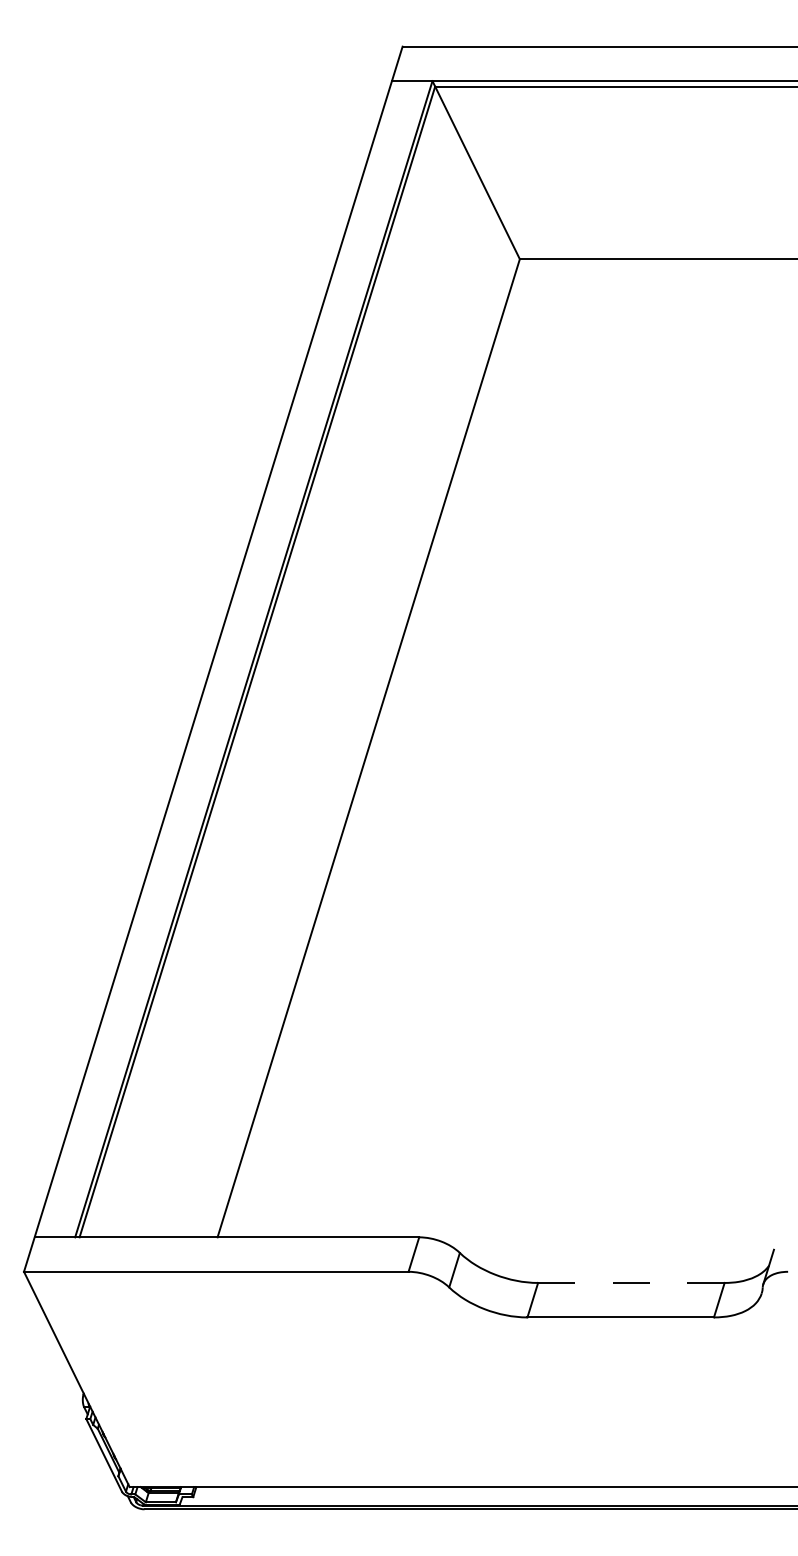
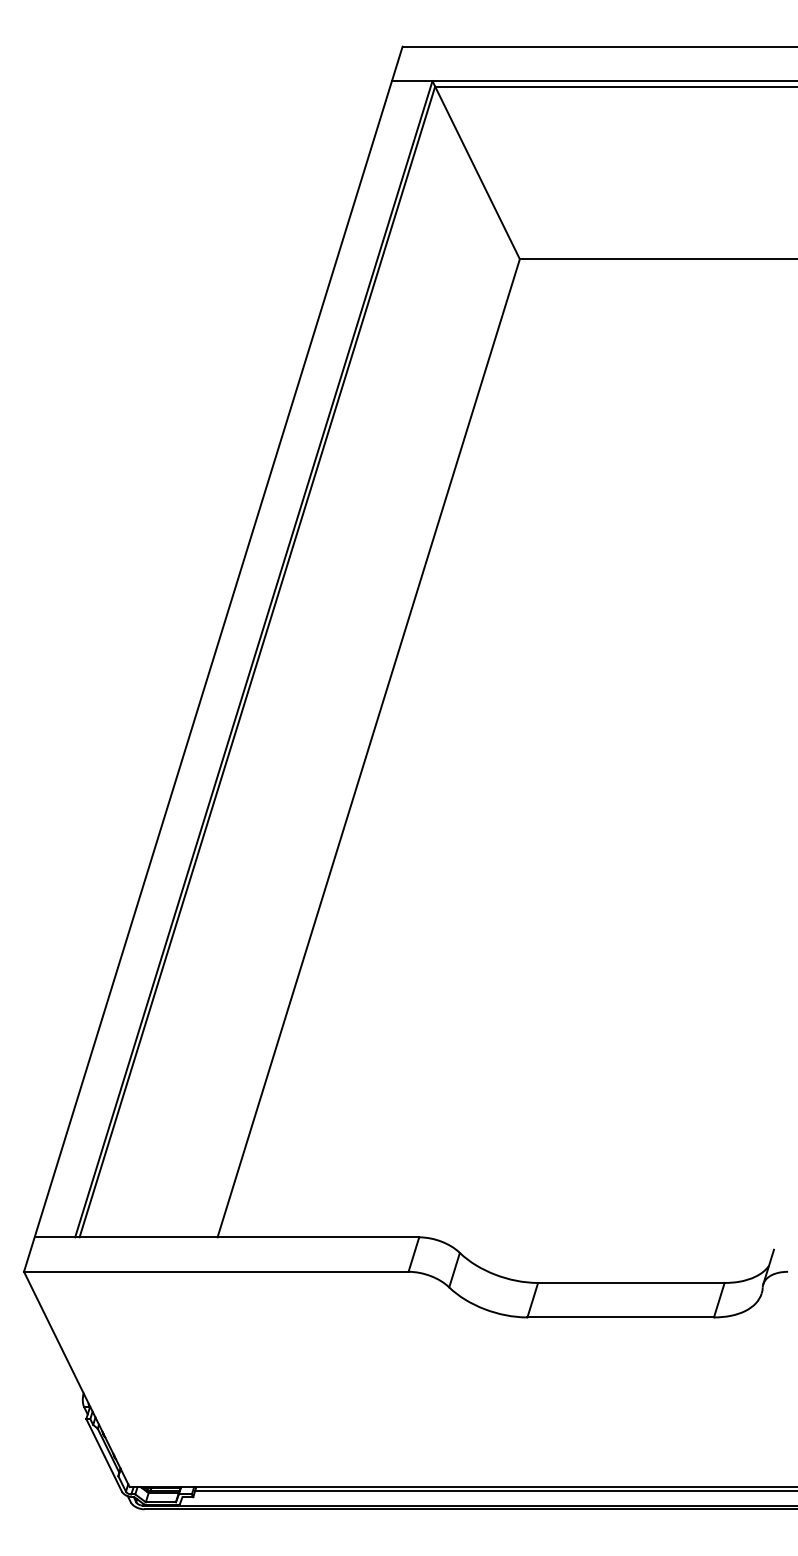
line: dashed -> solid (631, 1282)
line: none -> present (494, 1490)
